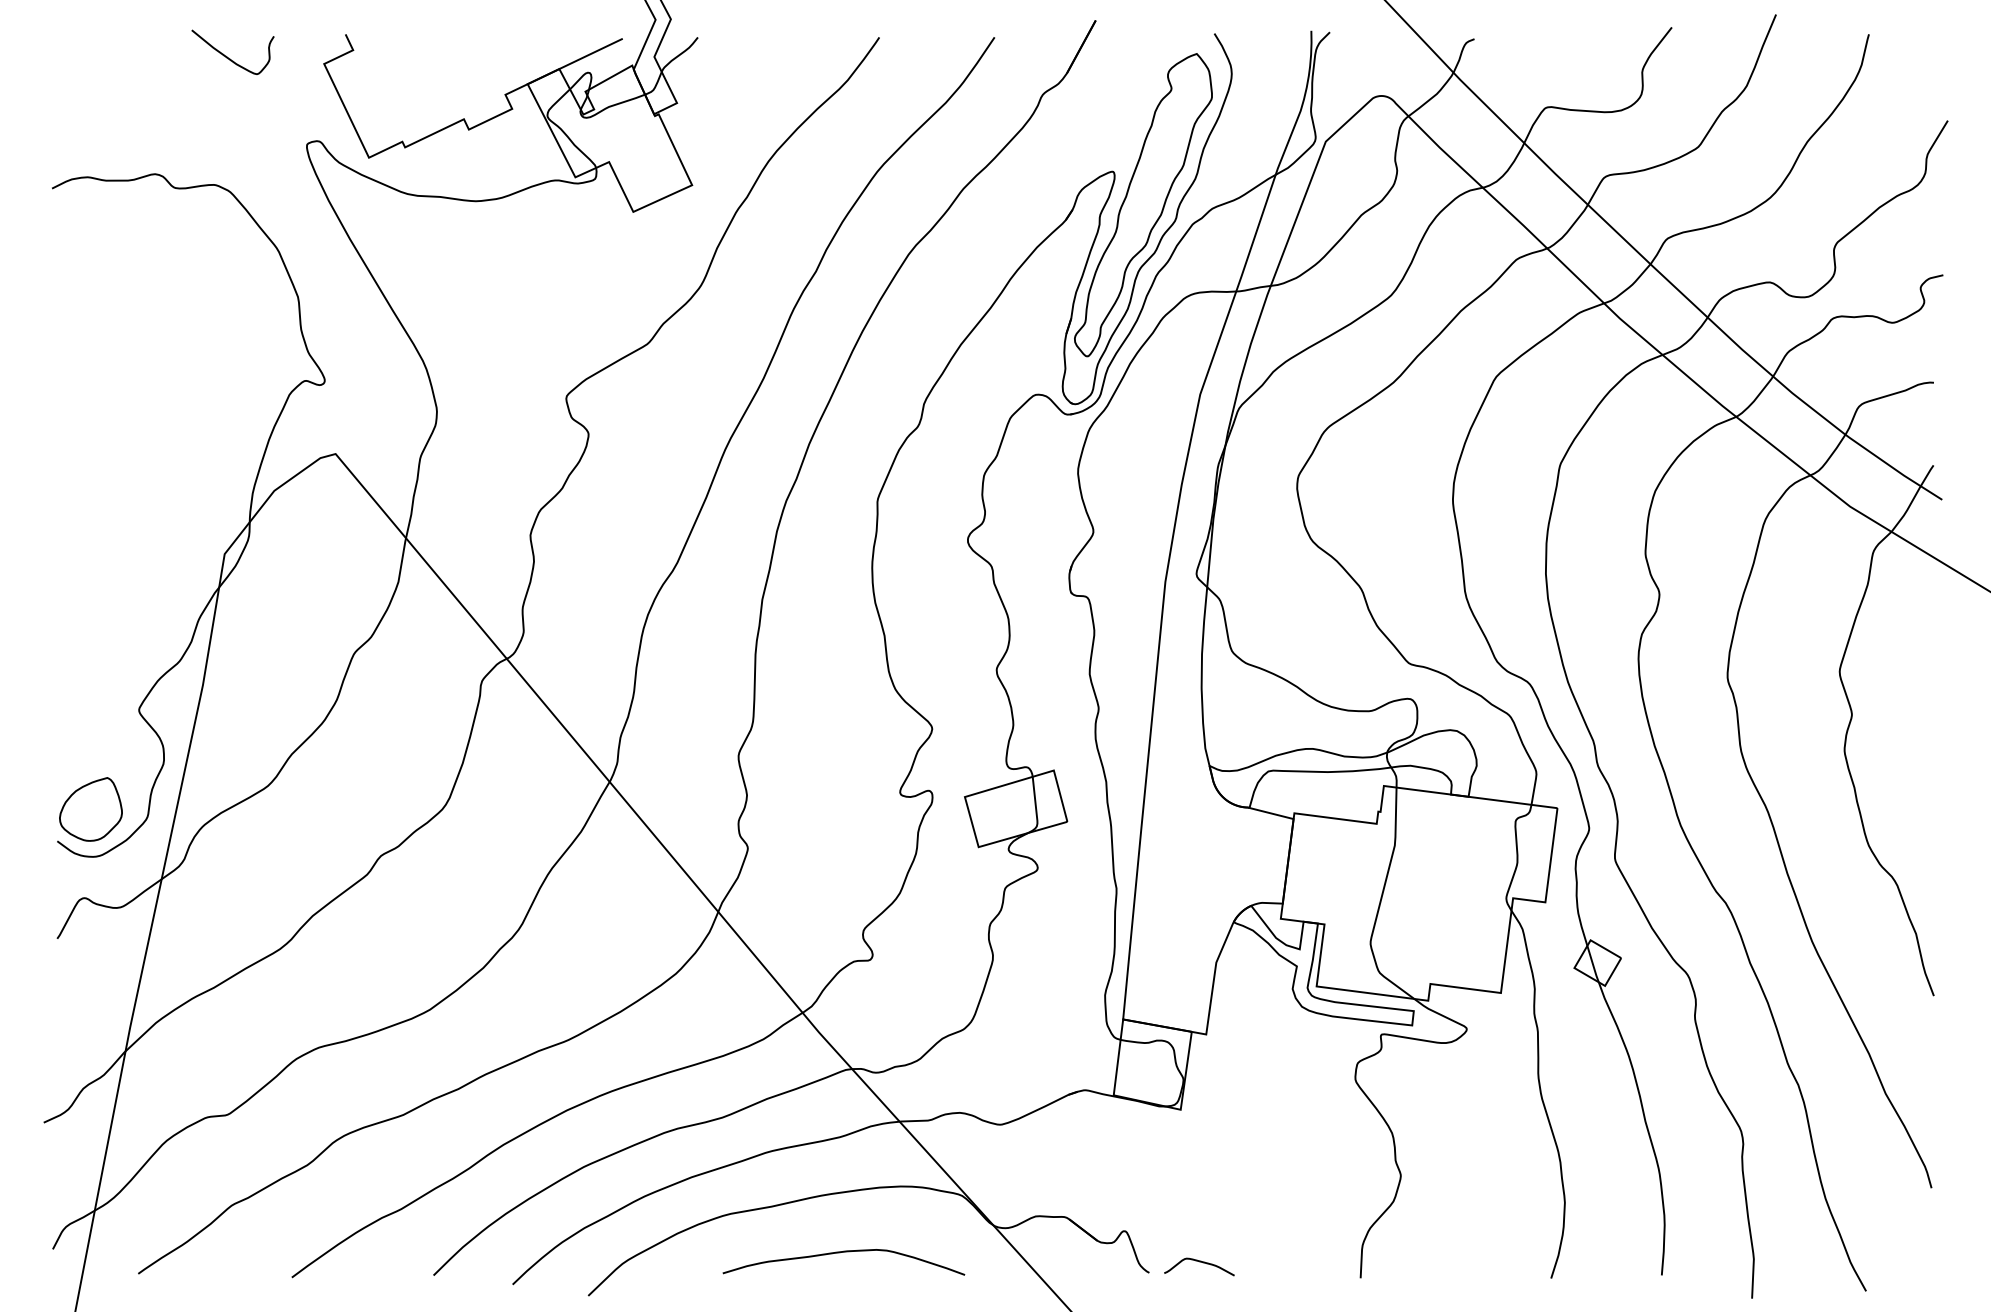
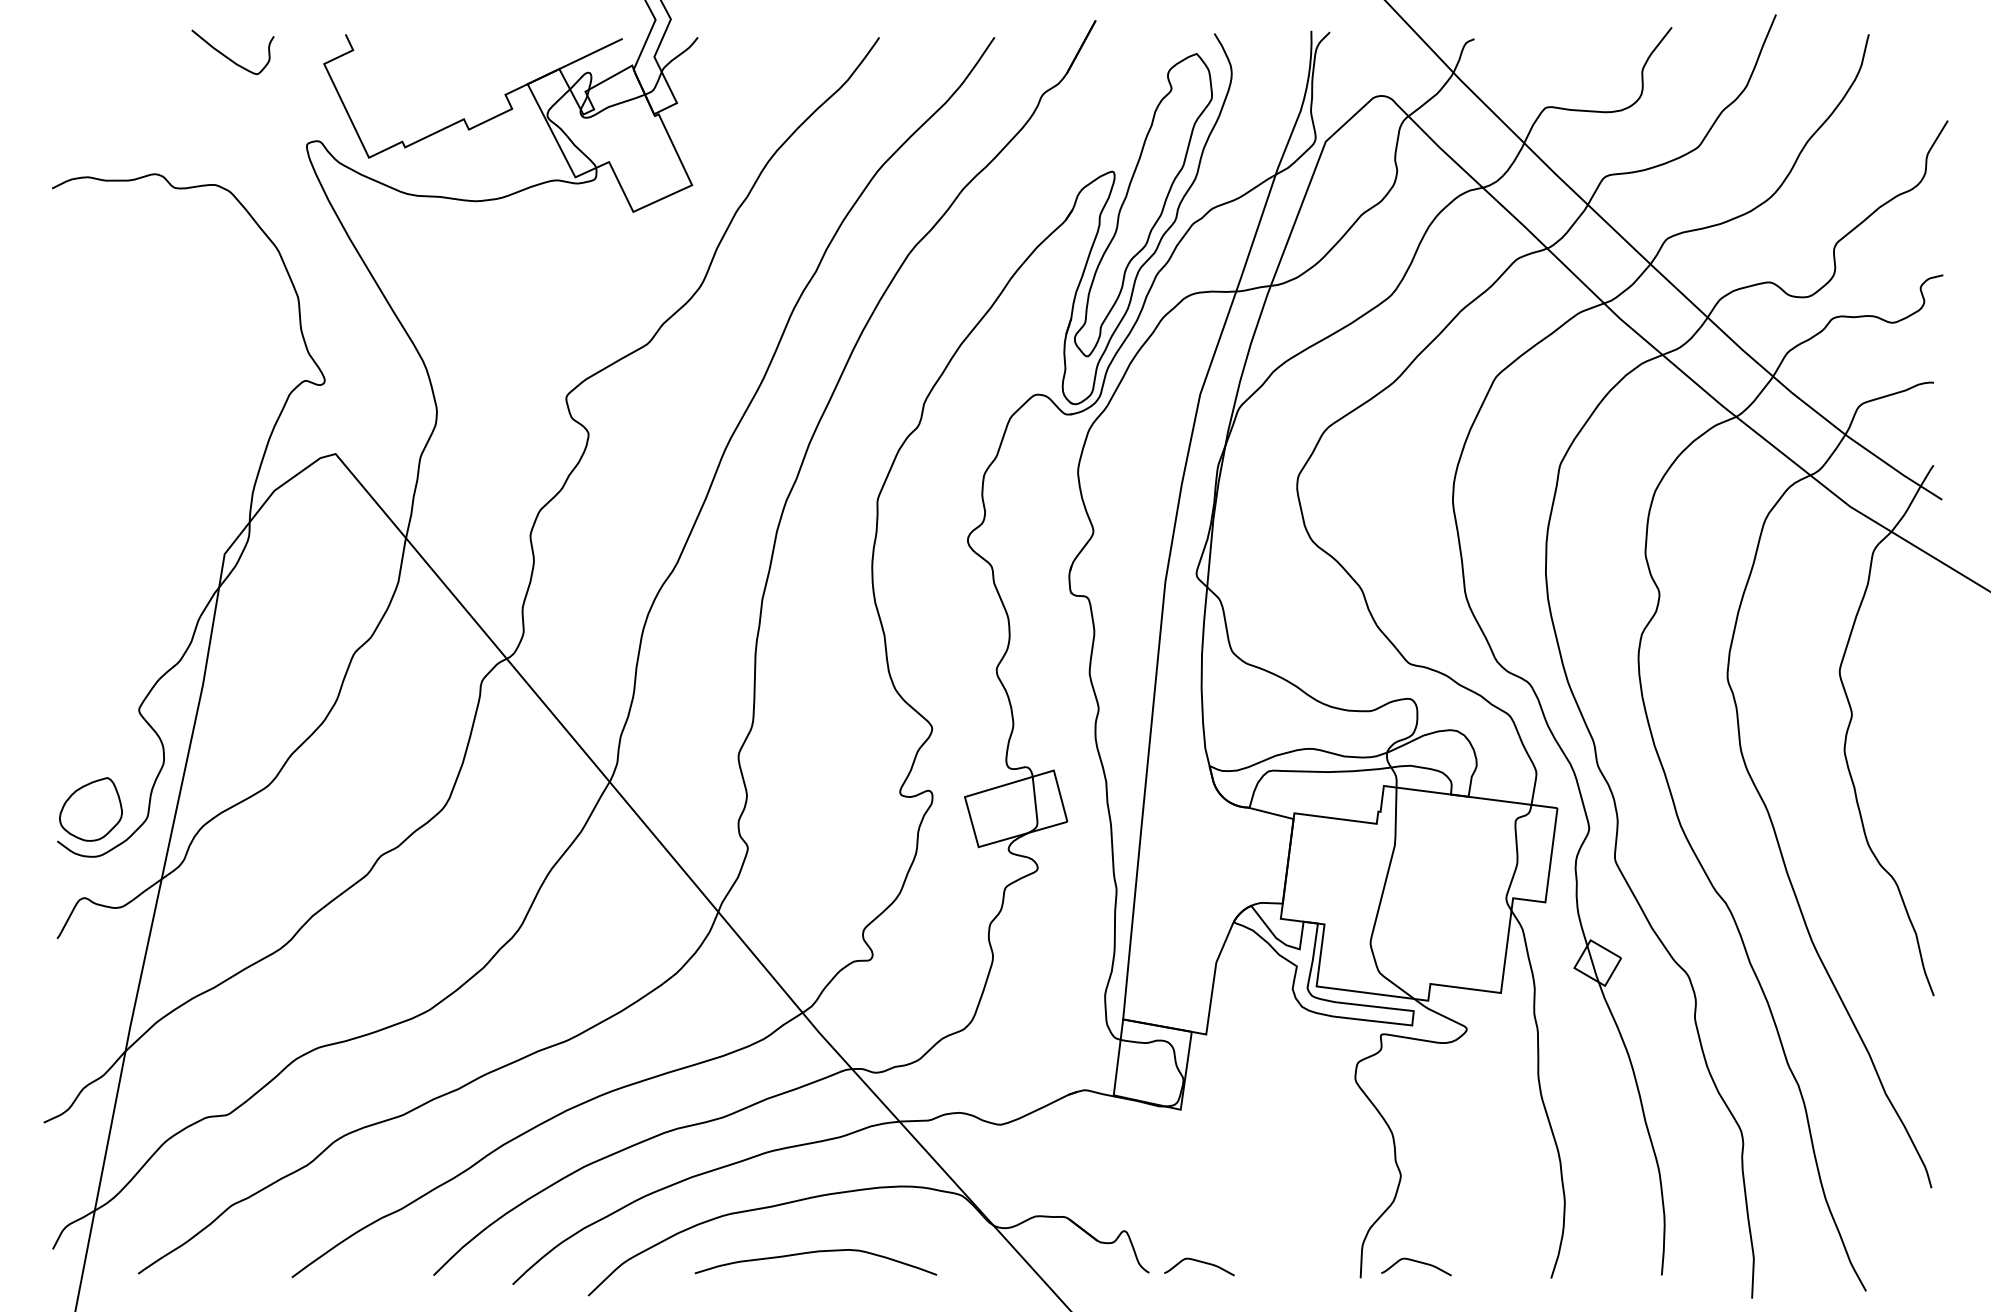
curve position: (840, 1253) -> (812, 1253) (812, 1253)
curve: none -> present (1416, 1262)
